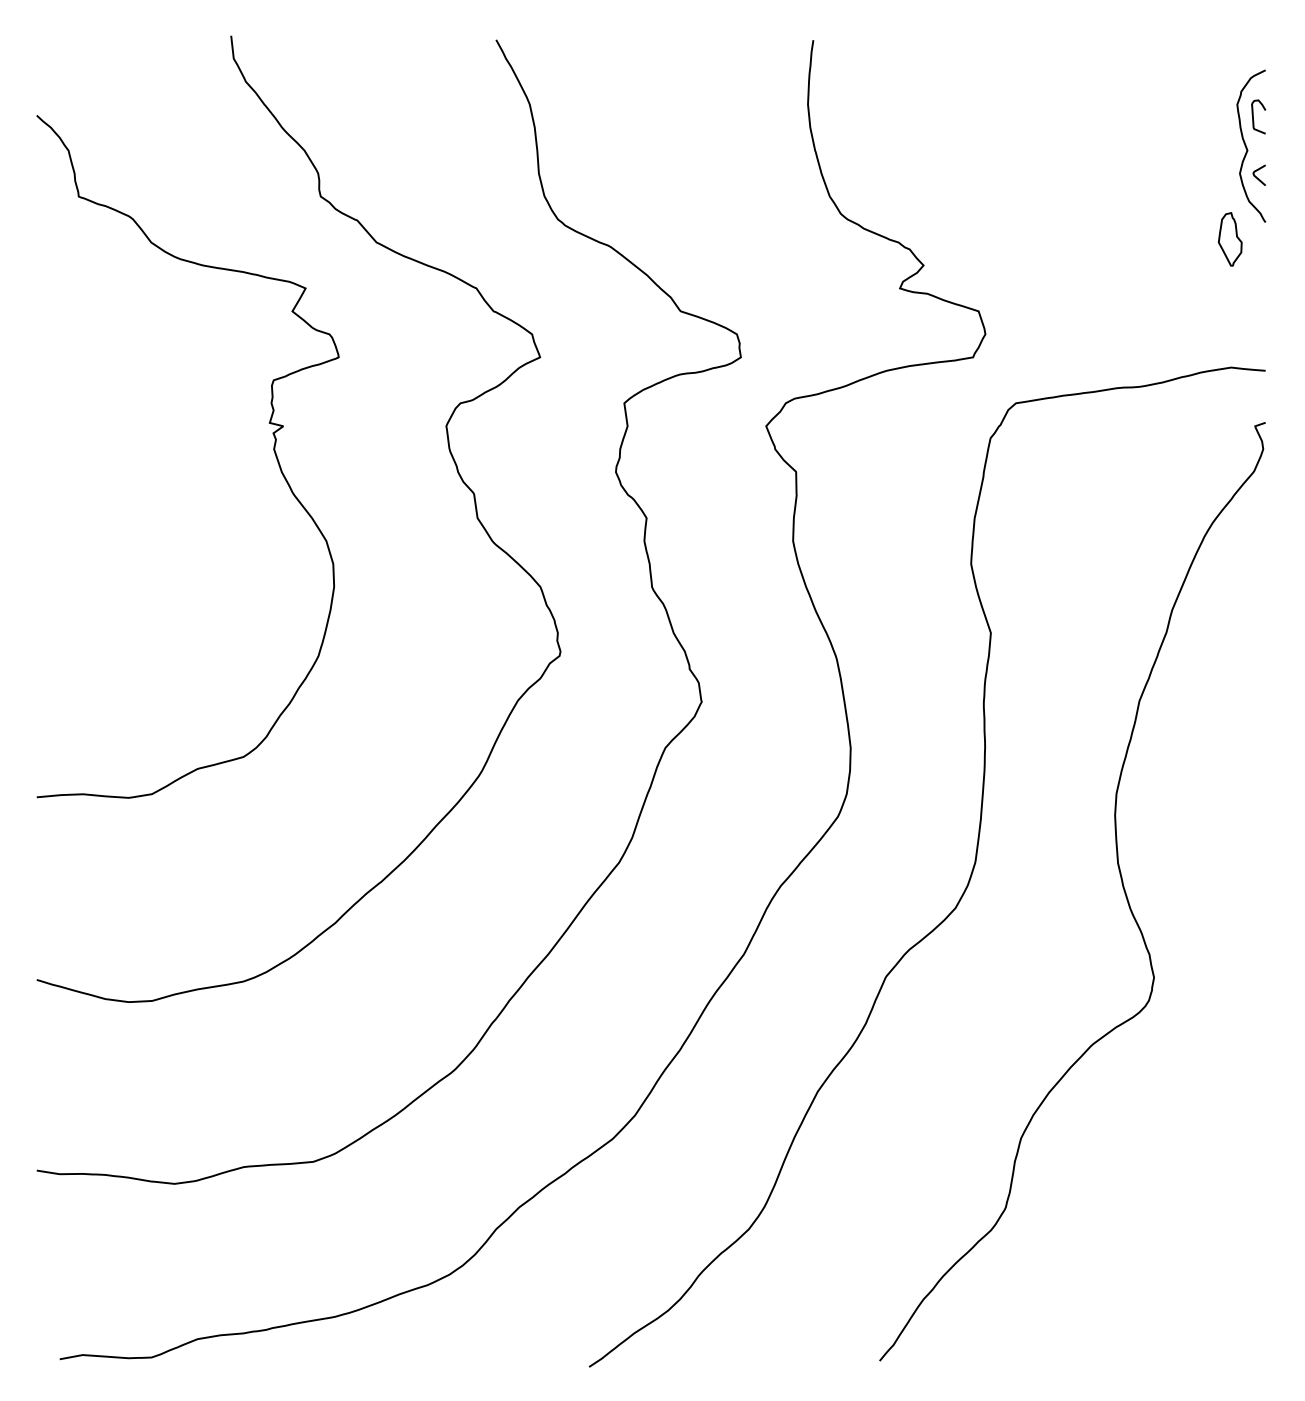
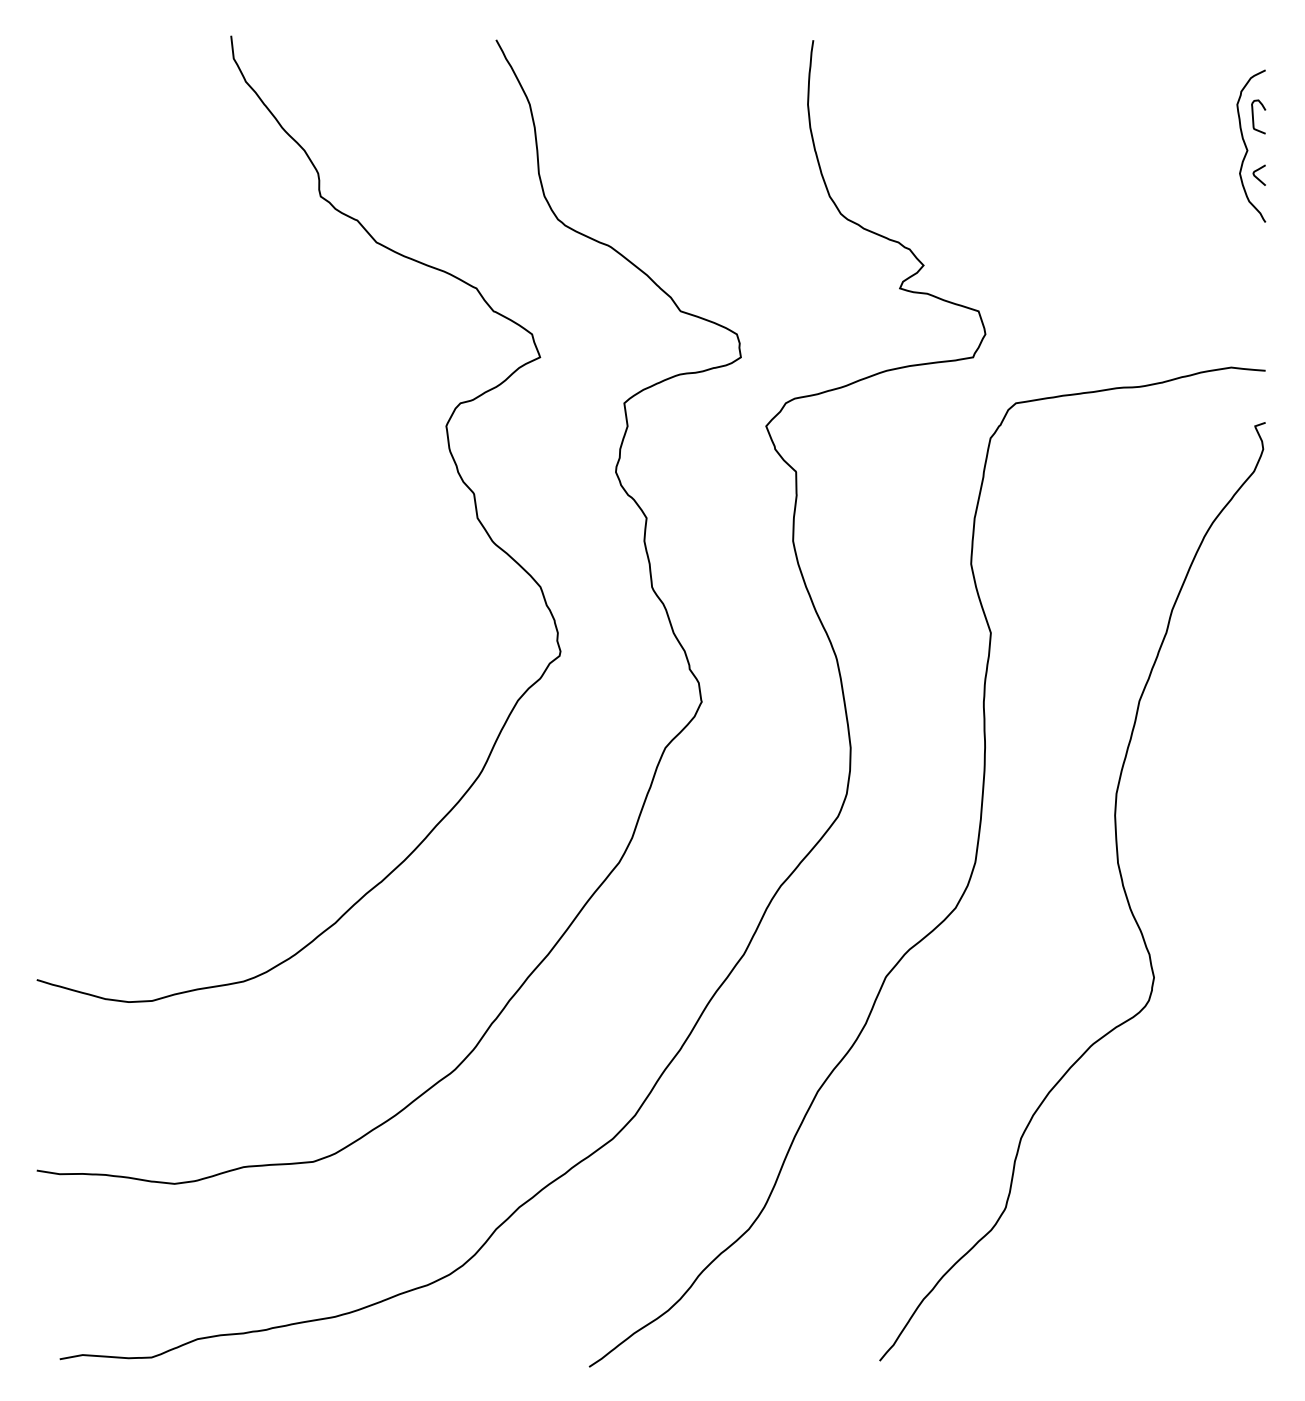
part: present -> none (1229, 239)
curve: present -> none (273, 451)
